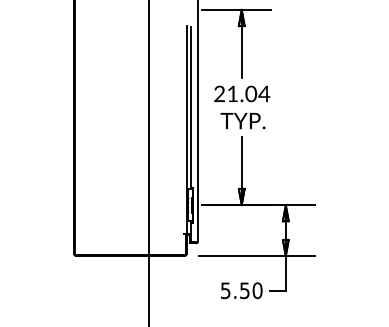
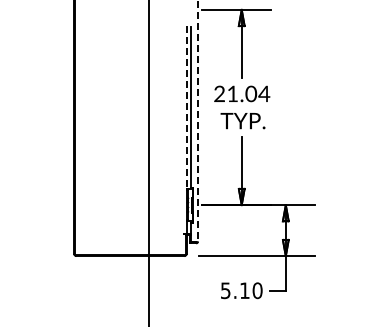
line: solid -> dashed (186, 108)
line: solid -> dashed (198, 121)
text: 5.50 -> 5.10 (244, 290)
